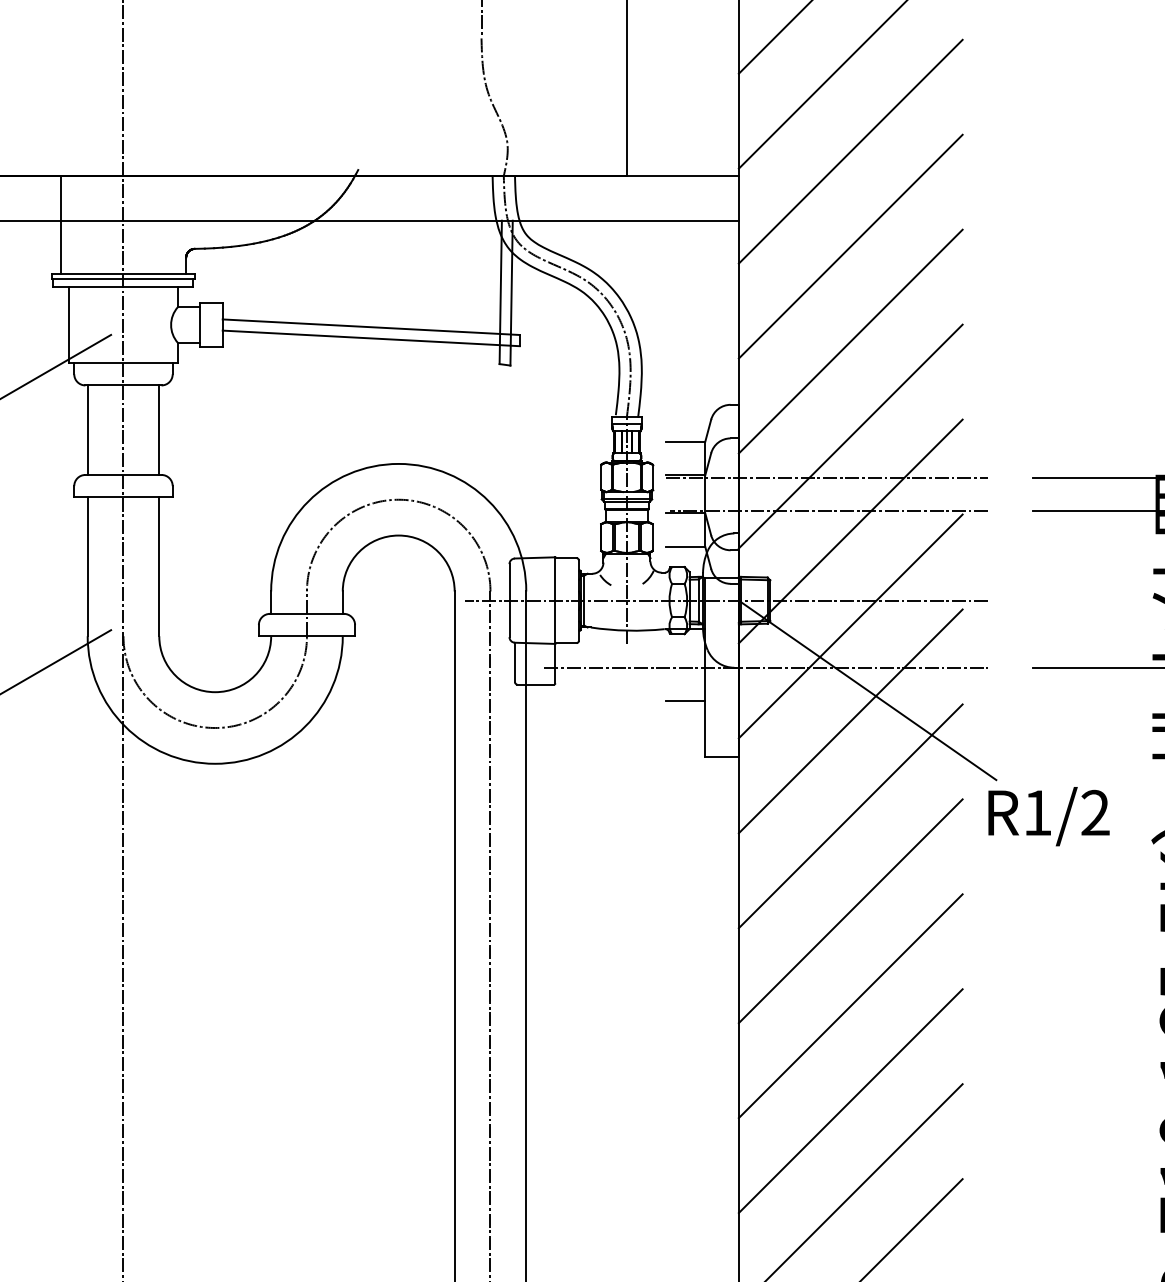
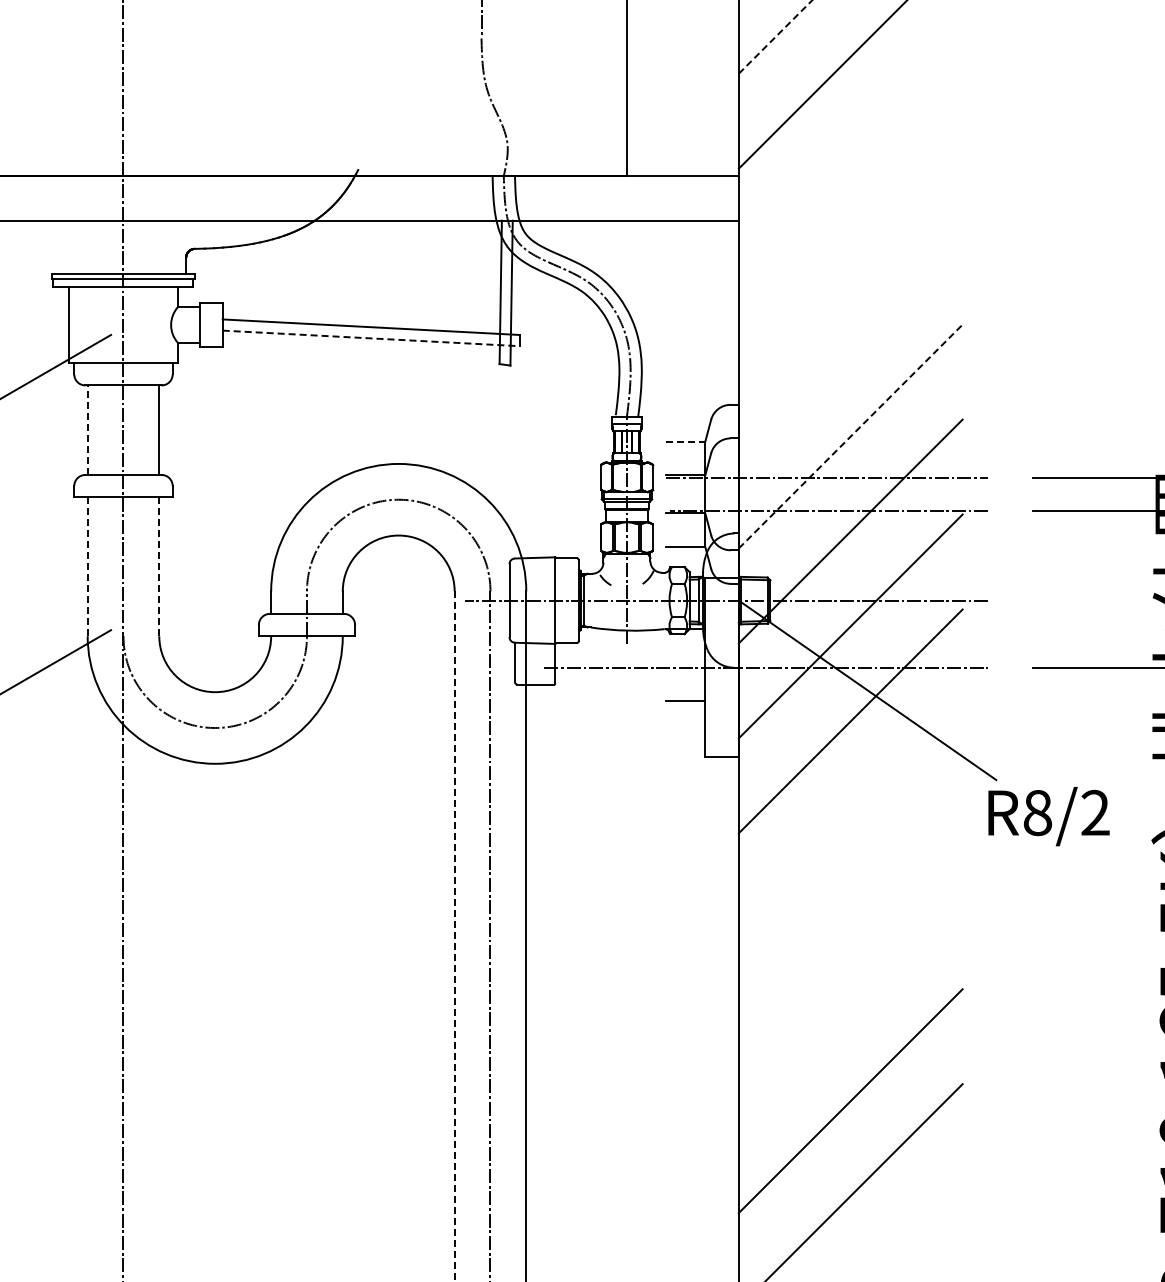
line: solid -> dashed (775, 37)
line: present -> none (850, 151)
line: present -> none (60, 224)
line: present -> none (850, 246)
line: solid -> dashed (371, 338)
line: present -> none (850, 341)
line: solid -> dashed (87, 430)
line: solid -> dashed (851, 436)
line: solid -> dashed (686, 441)
line: solid -> dashed (87, 566)
line: solid -> dashed (159, 566)
text: R1/2 -> R8/2 (1037, 813)
line: present -> none (850, 816)
line: present -> none (850, 911)
line: solid -> dashed (454, 936)
line: present -> none (850, 1006)
line: present -> none (912, 1228)
